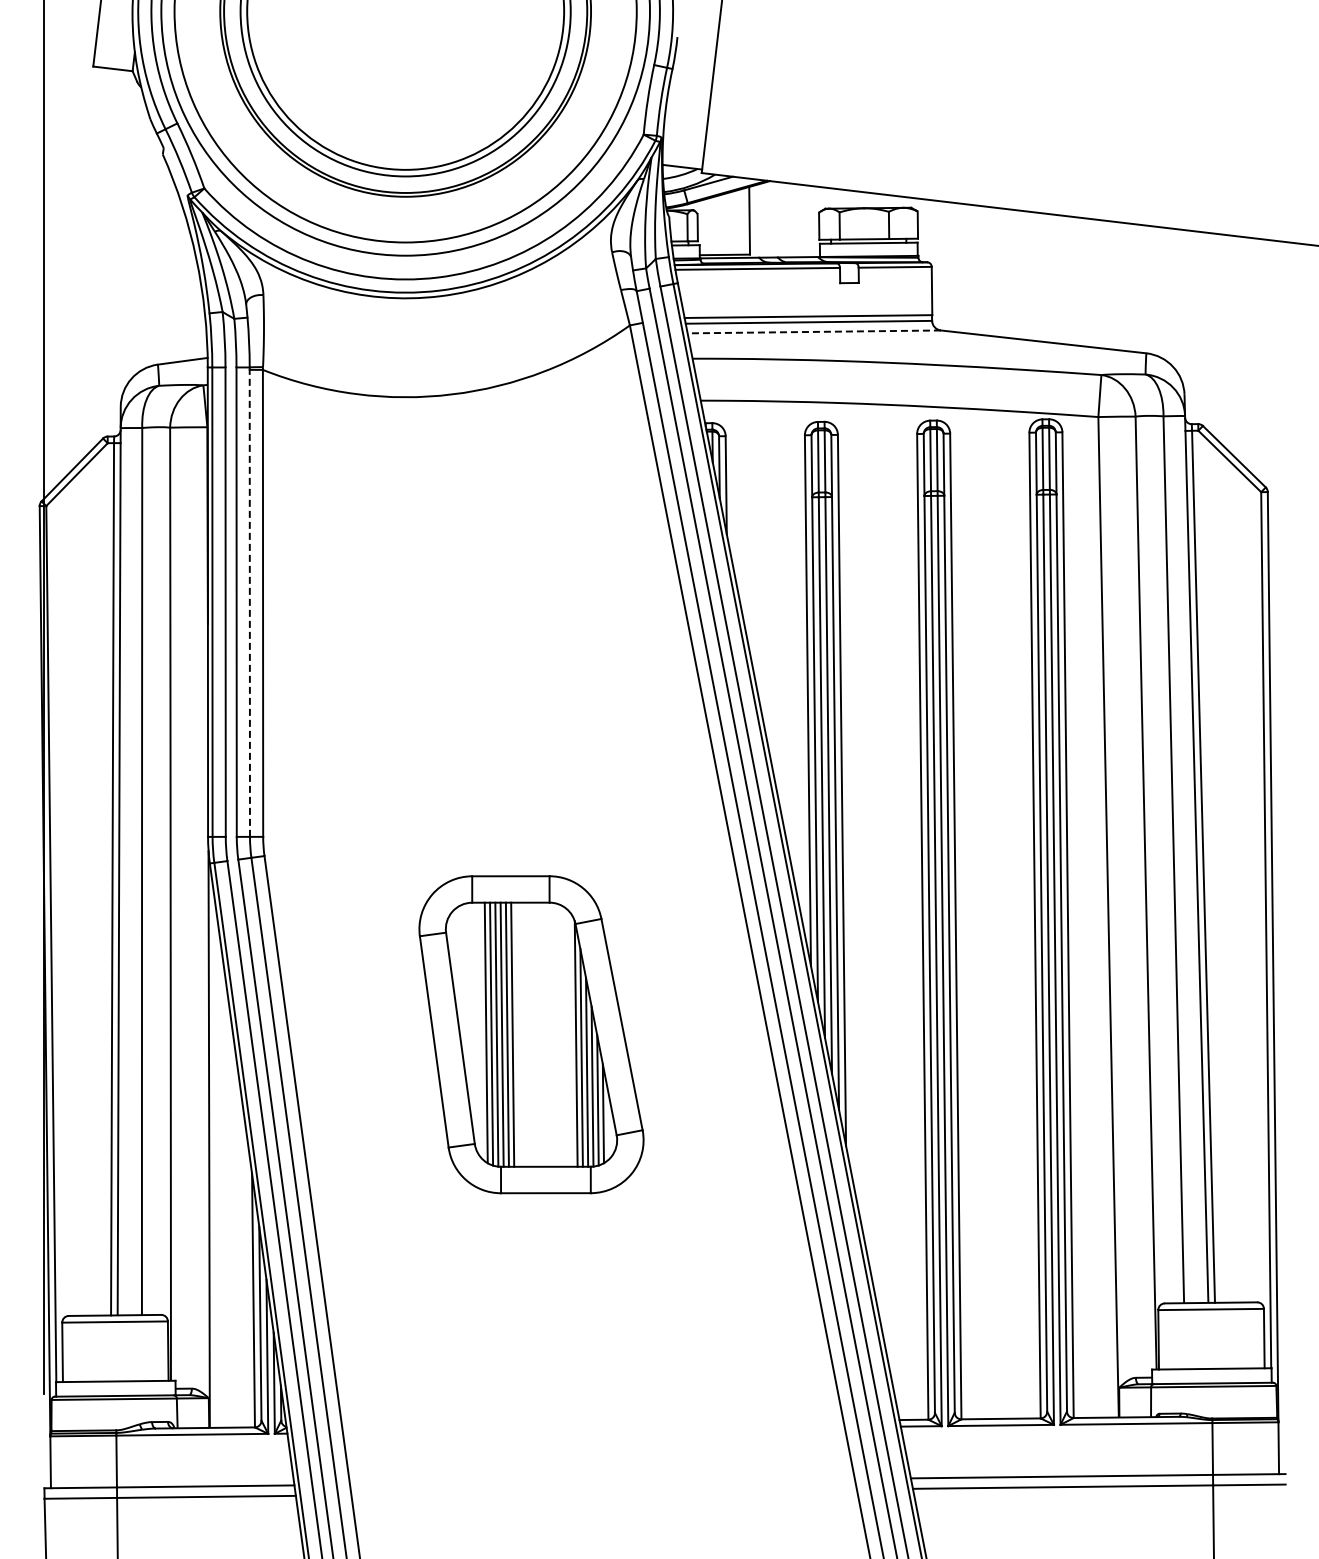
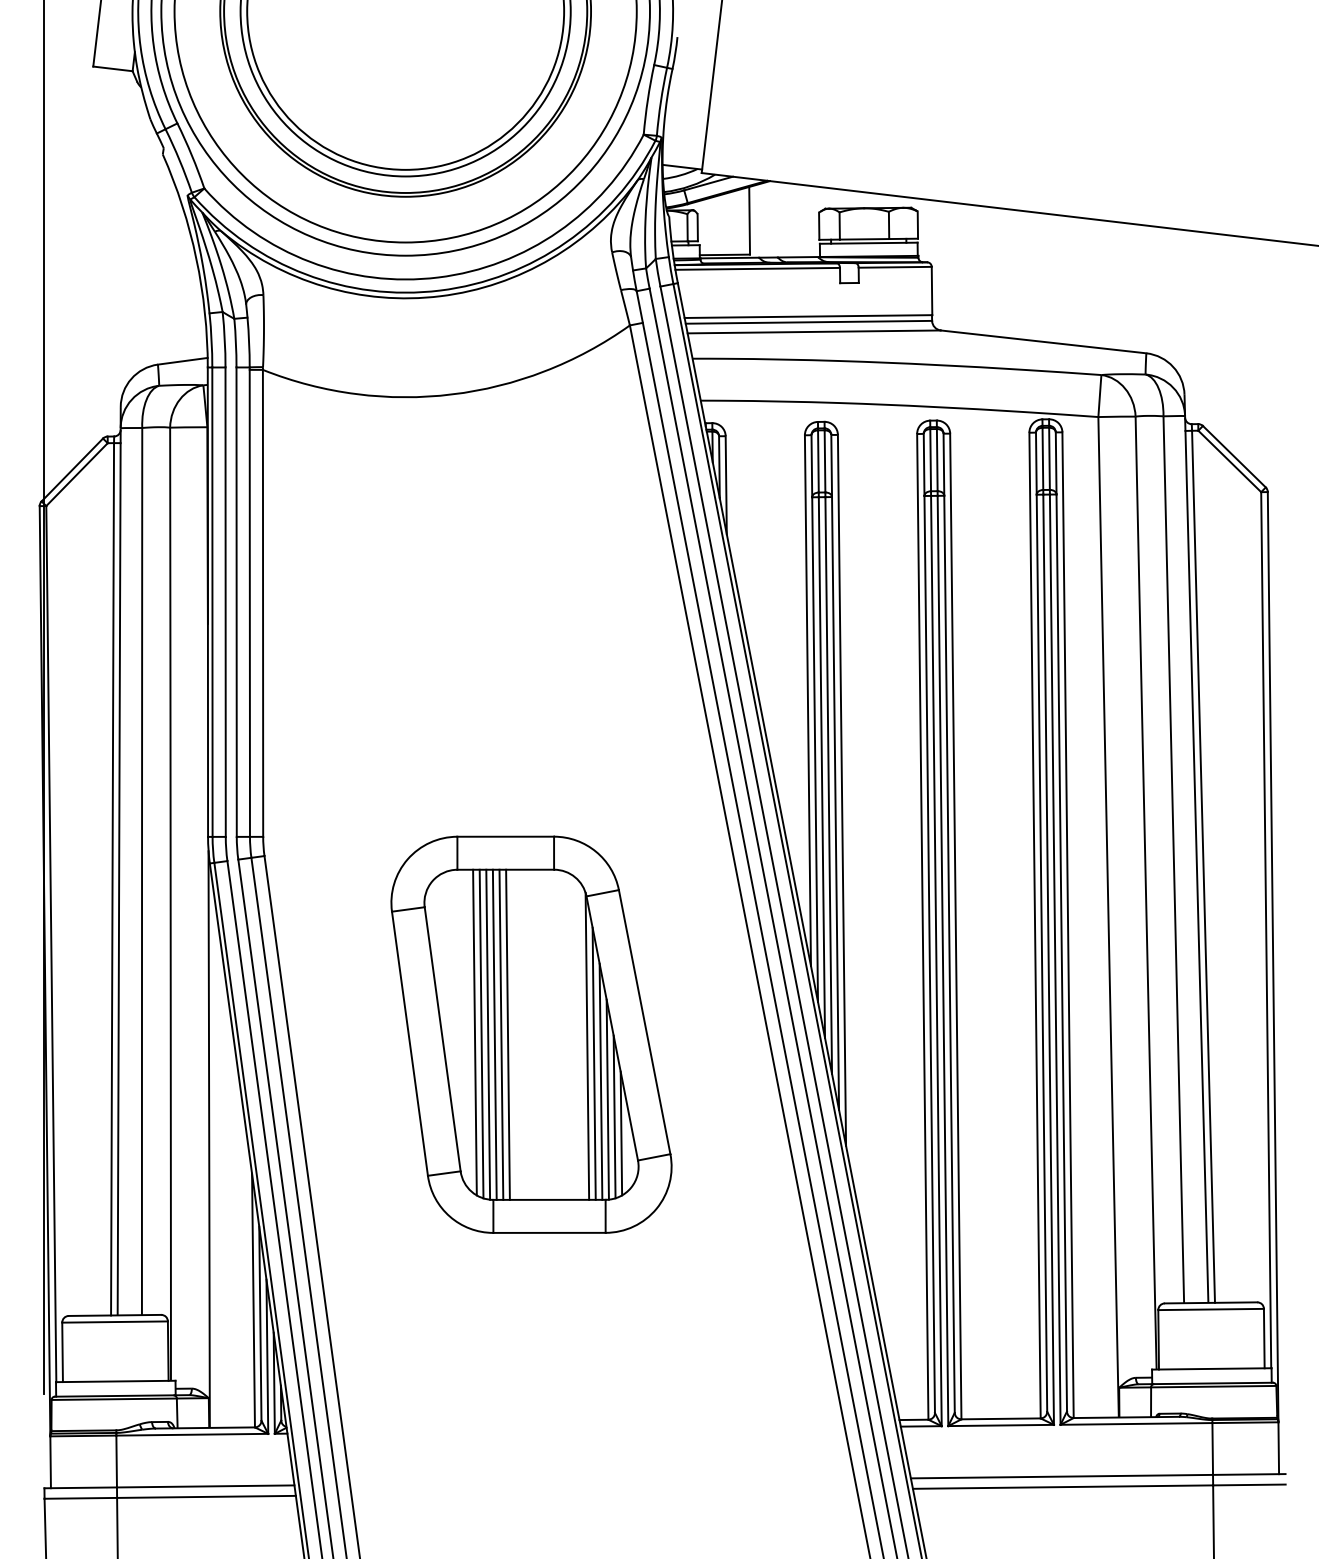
line: dashed -> solid (814, 331)
line: dashed -> solid (249, 602)
part size: 227x320 px -> 283x399 px (531, 1034)
